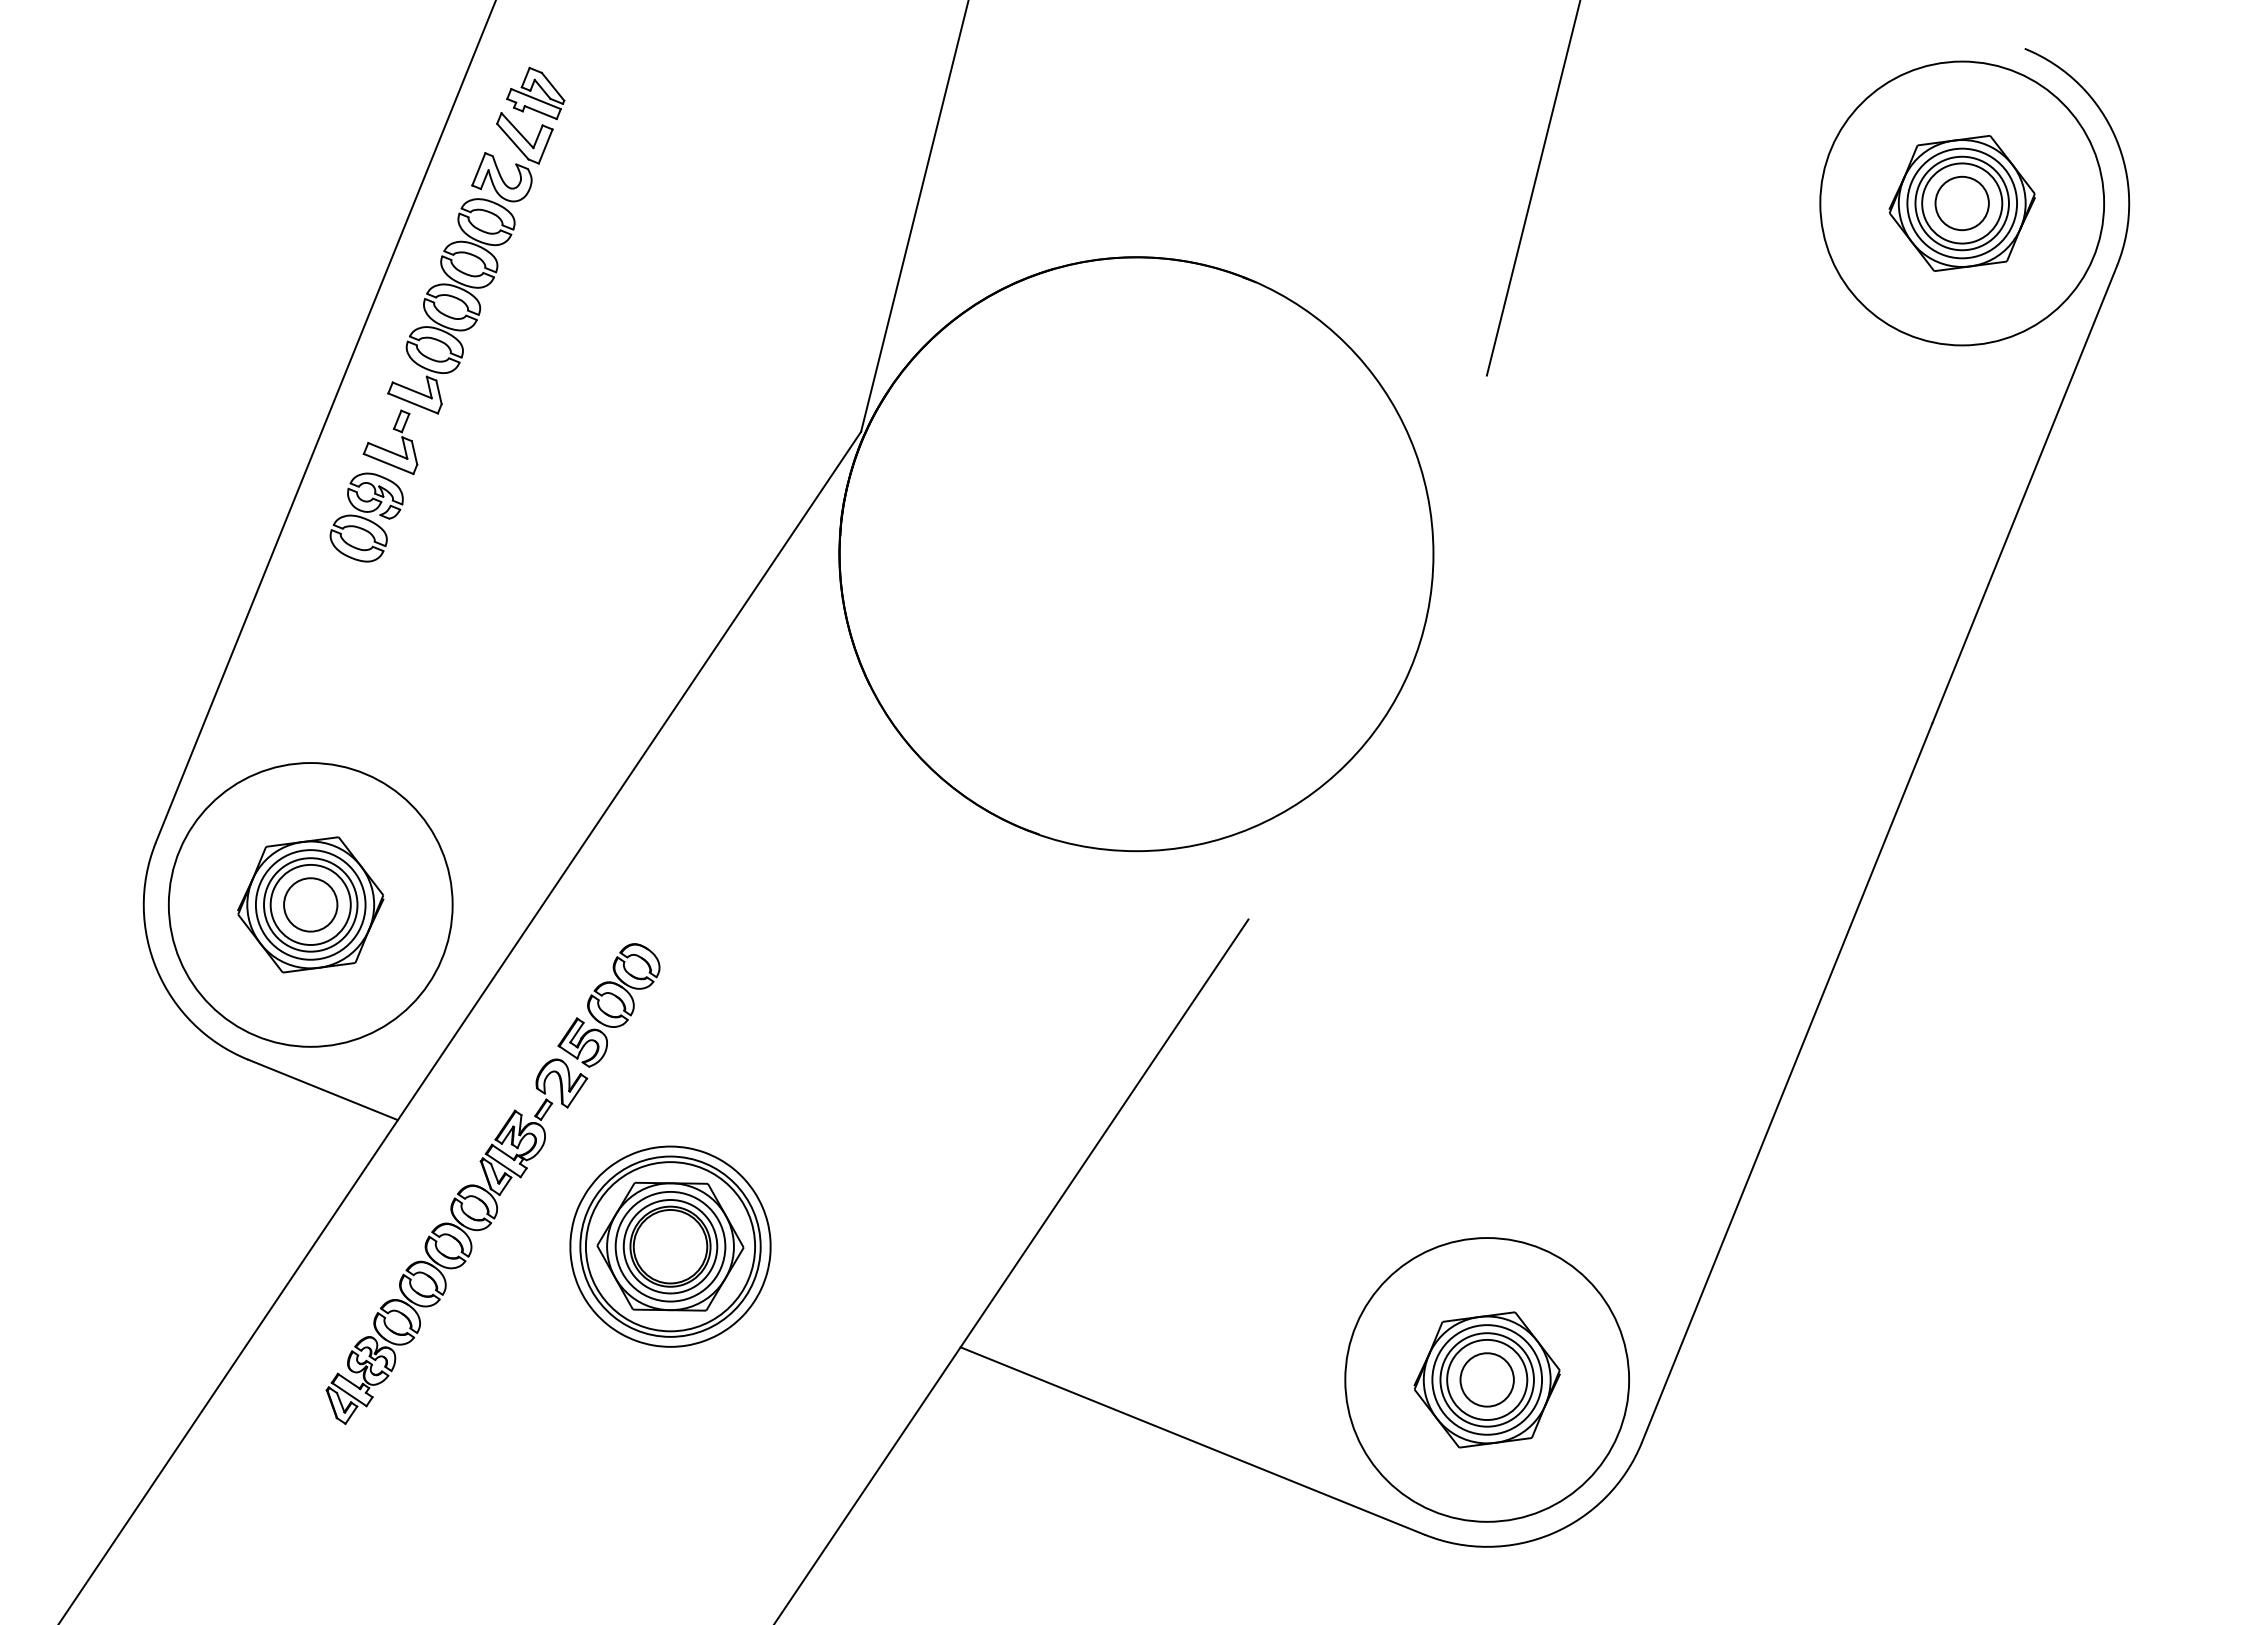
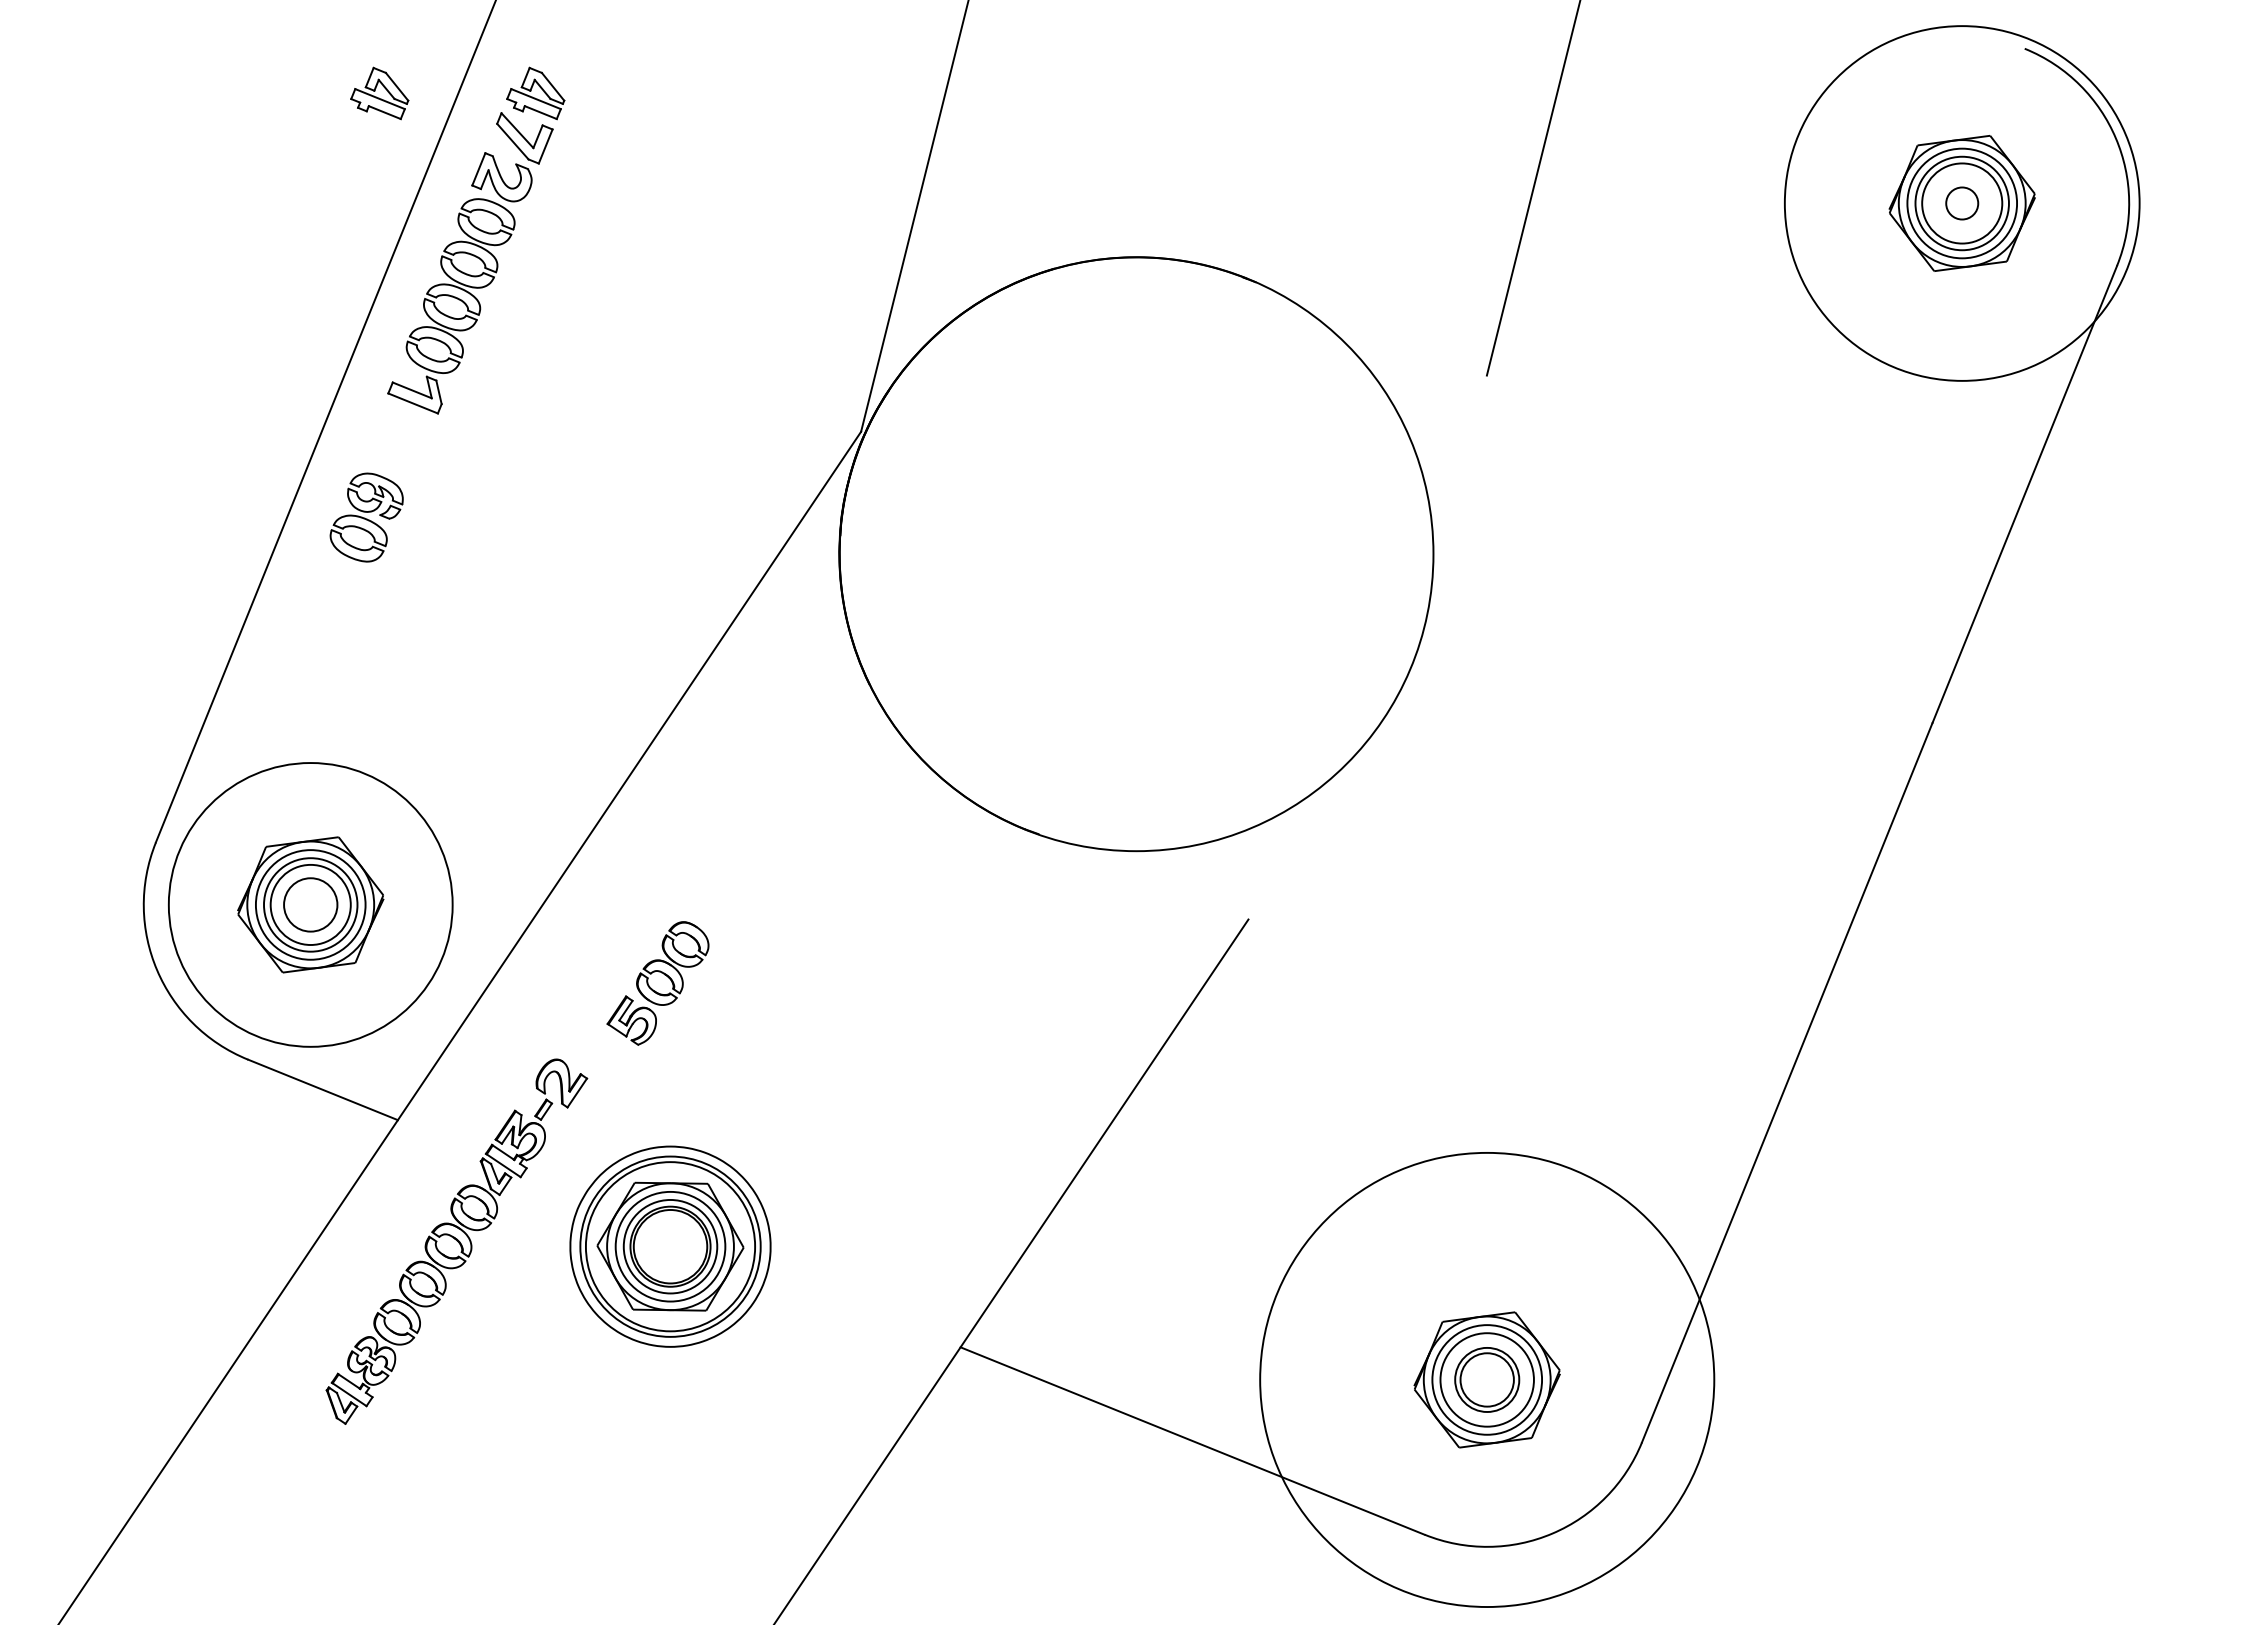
part: none -> present (379, 93)
circle diameter: 53 px -> 32 px (1962, 203)
circle diameter: 284 px -> 355 px (1961, 203)
part: present -> none (387, 449)
part position: (603, 1010) -> (652, 988) (652, 988)
circle diameter: 284 px -> 454 px (1487, 1379)
circle diameter: 80 px -> 64 px (1487, 1379)
